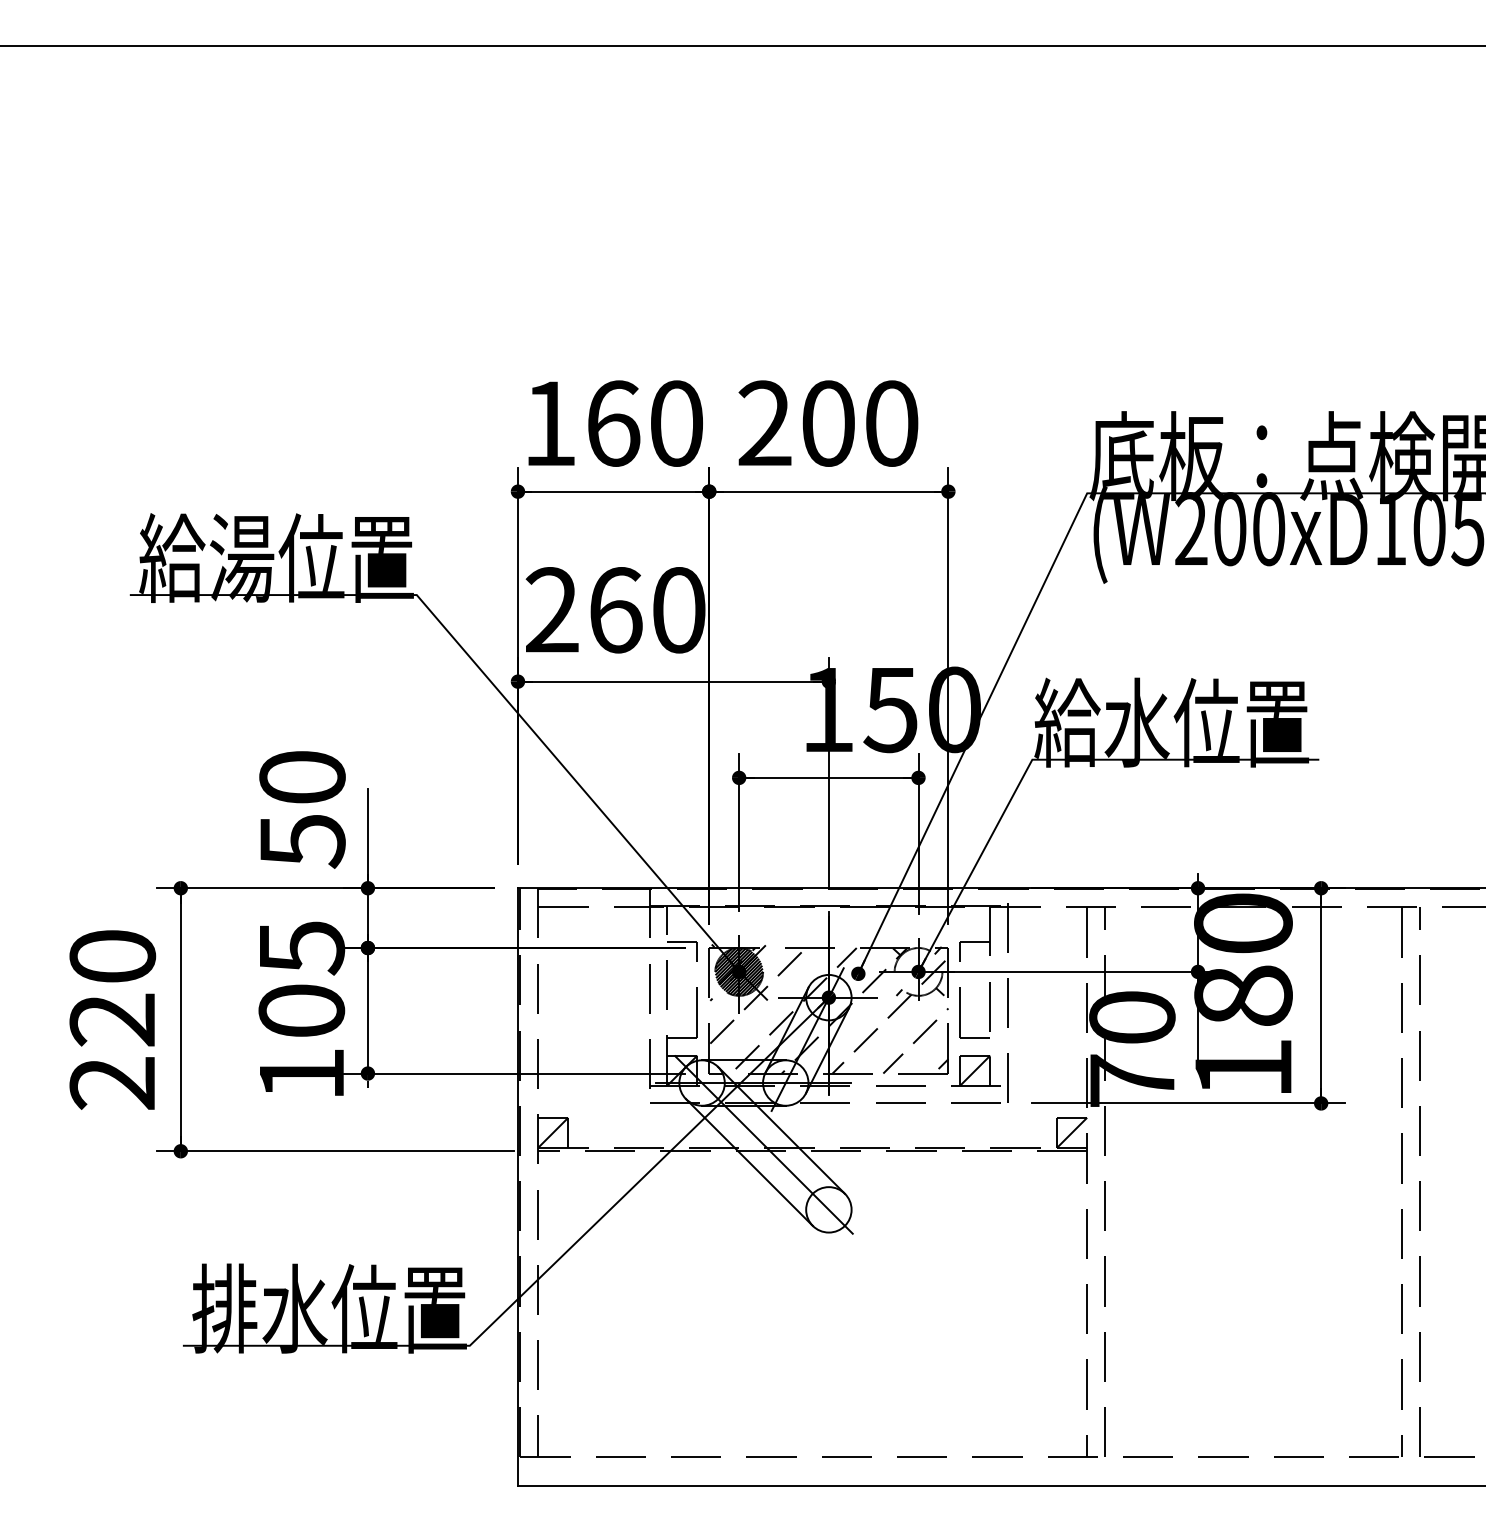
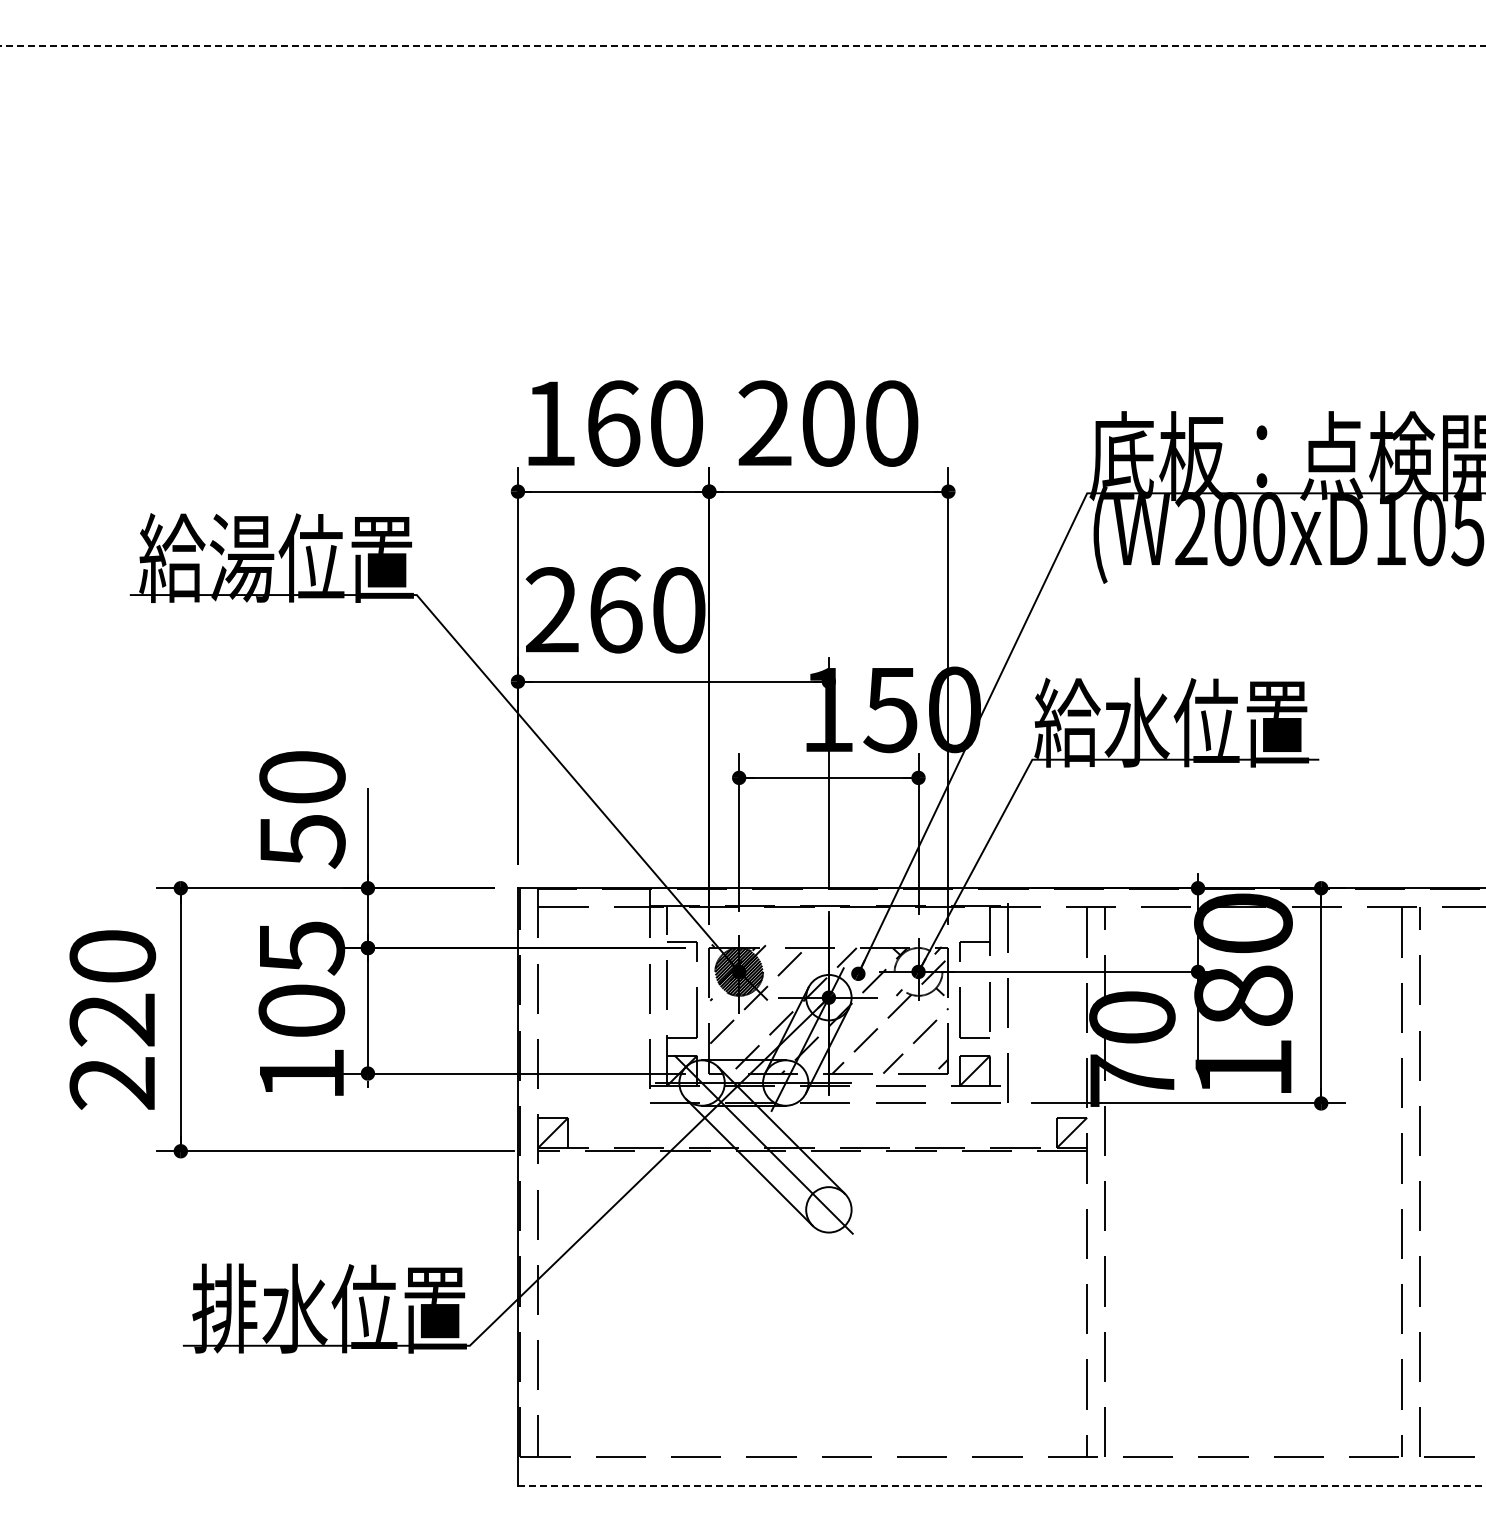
line: solid -> dashed (743, 45)
line: solid -> dashed (1001, 1486)
